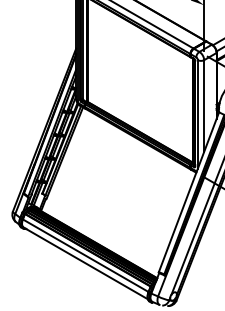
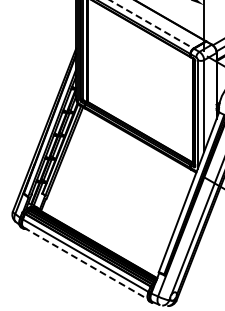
line: solid -> dashed (152, 24)
line: solid -> dashed (85, 263)
